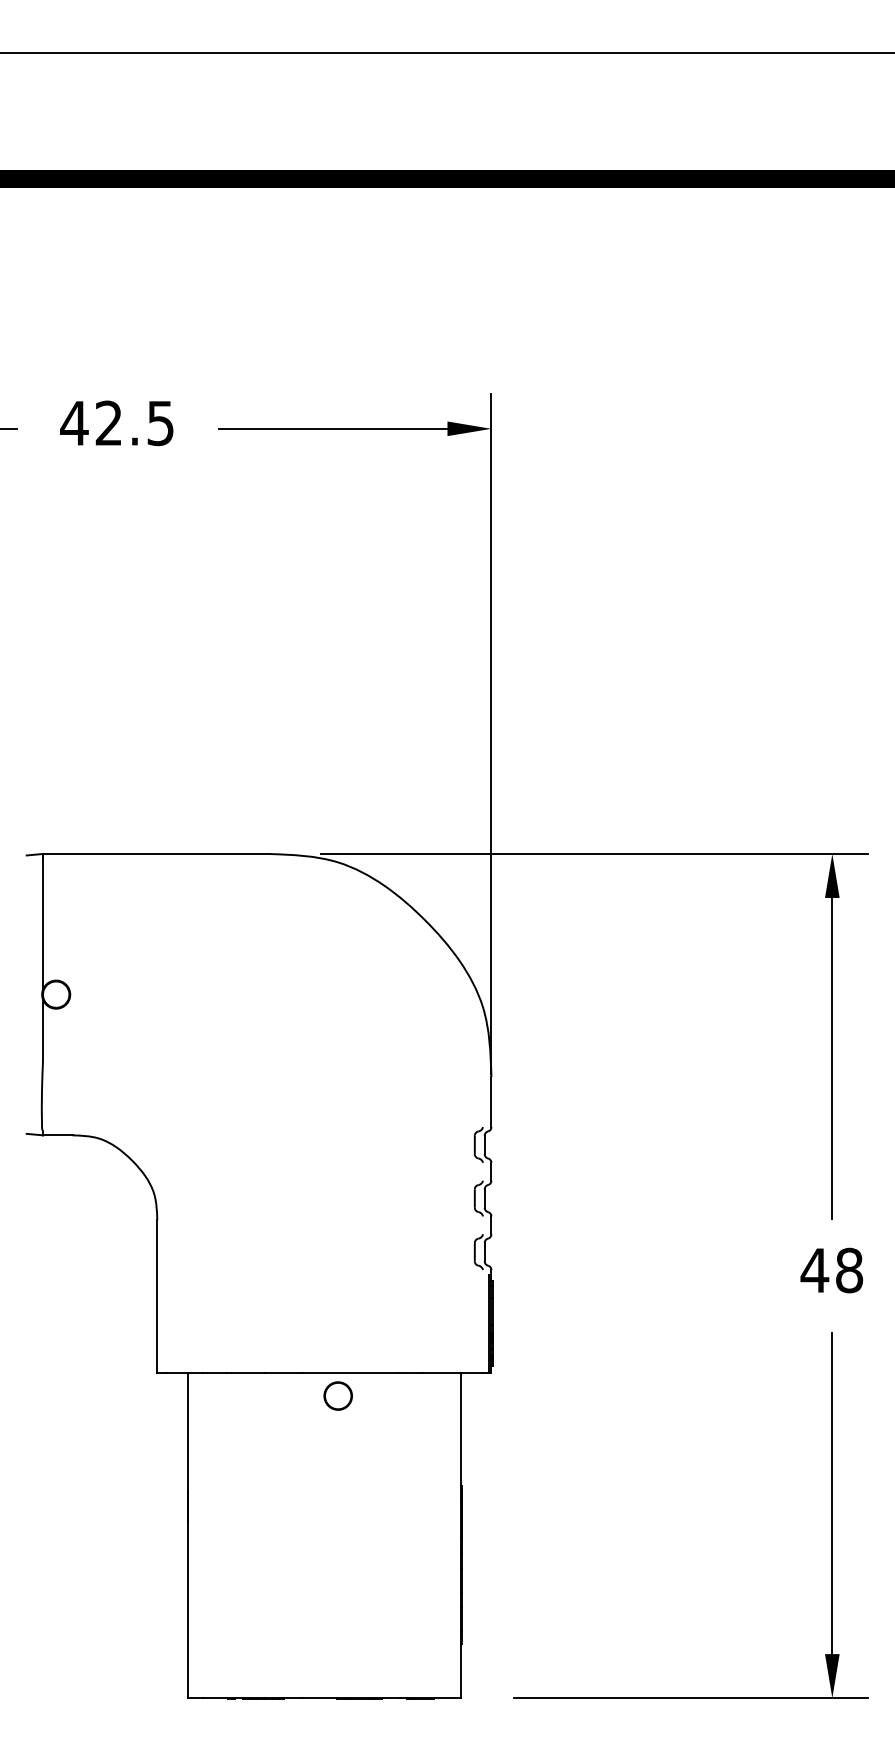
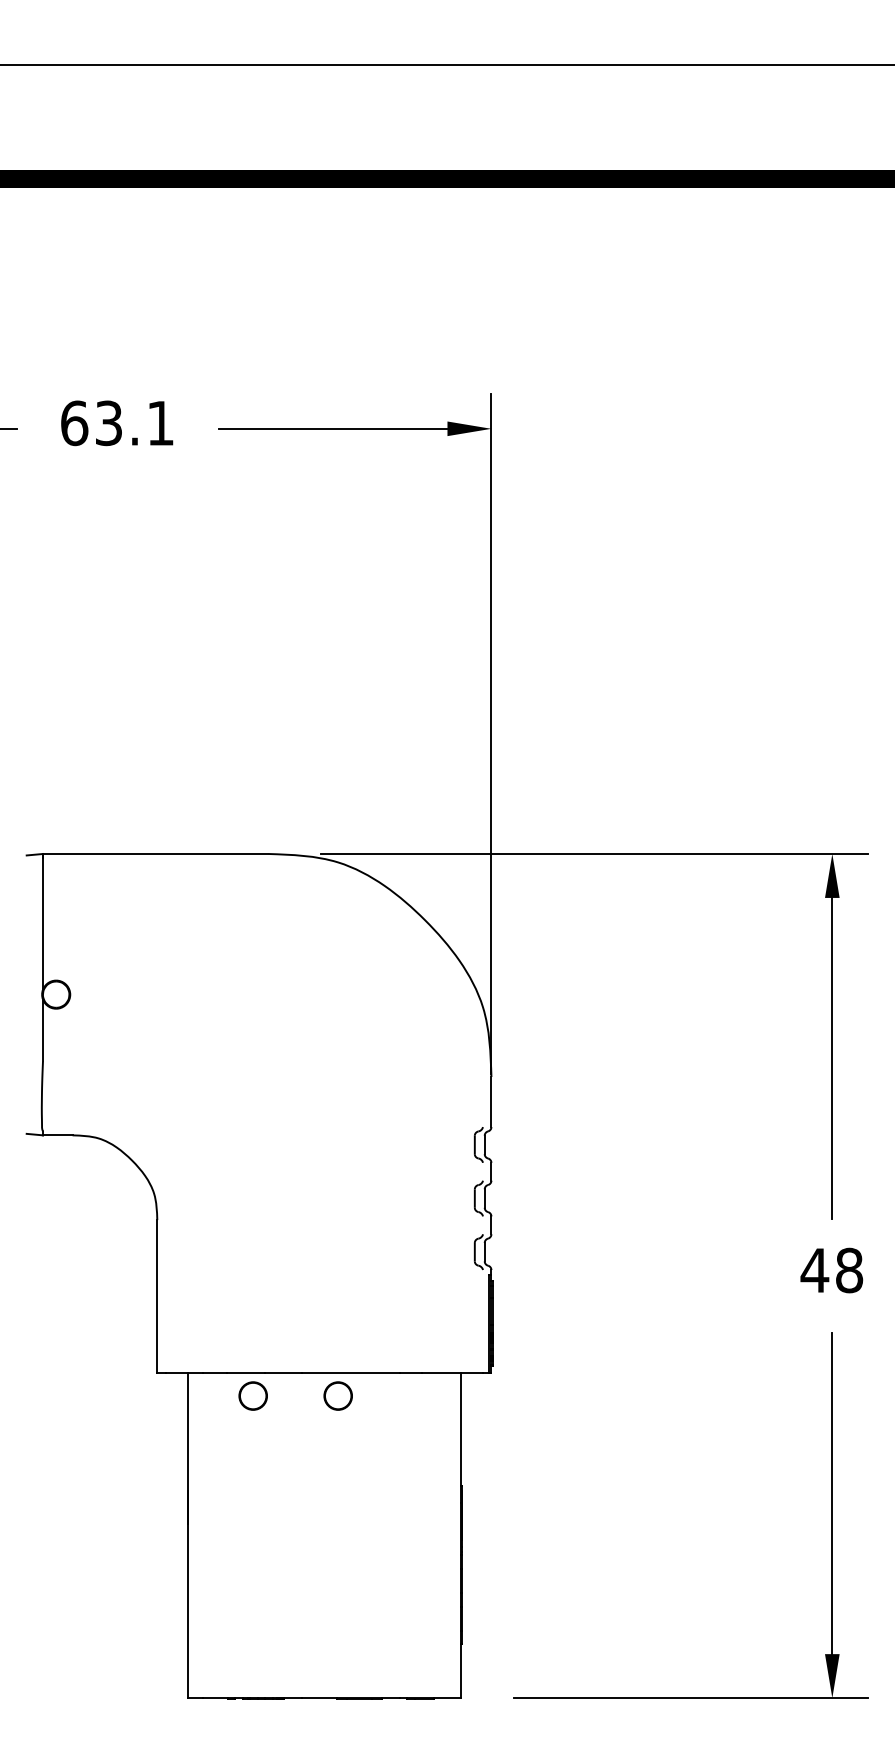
line position: (446, 52) -> (446, 64) (446, 64)
text: 42.5 -> 63.1 (116, 423)
circle: none -> present (252, 1395)
